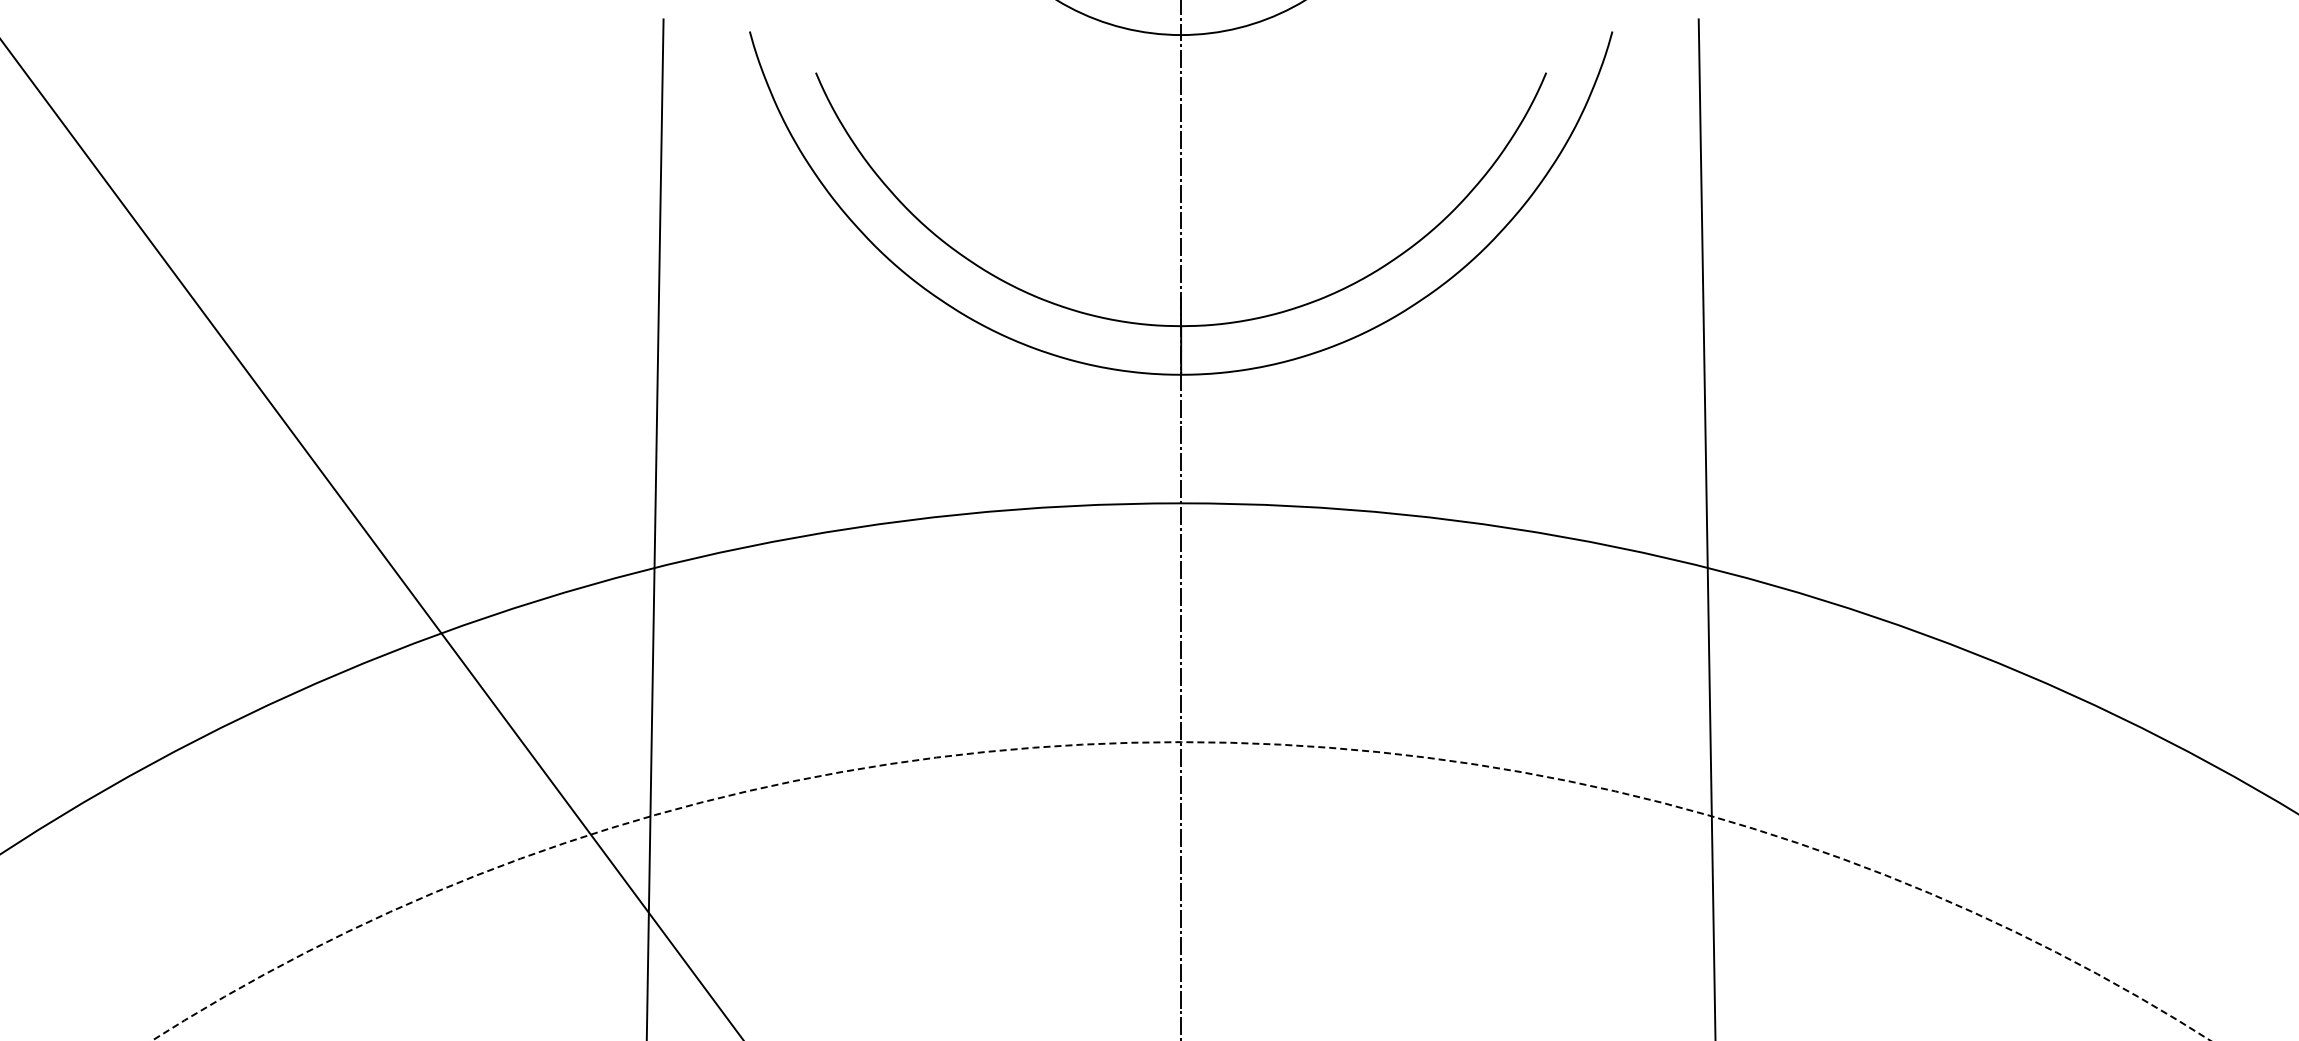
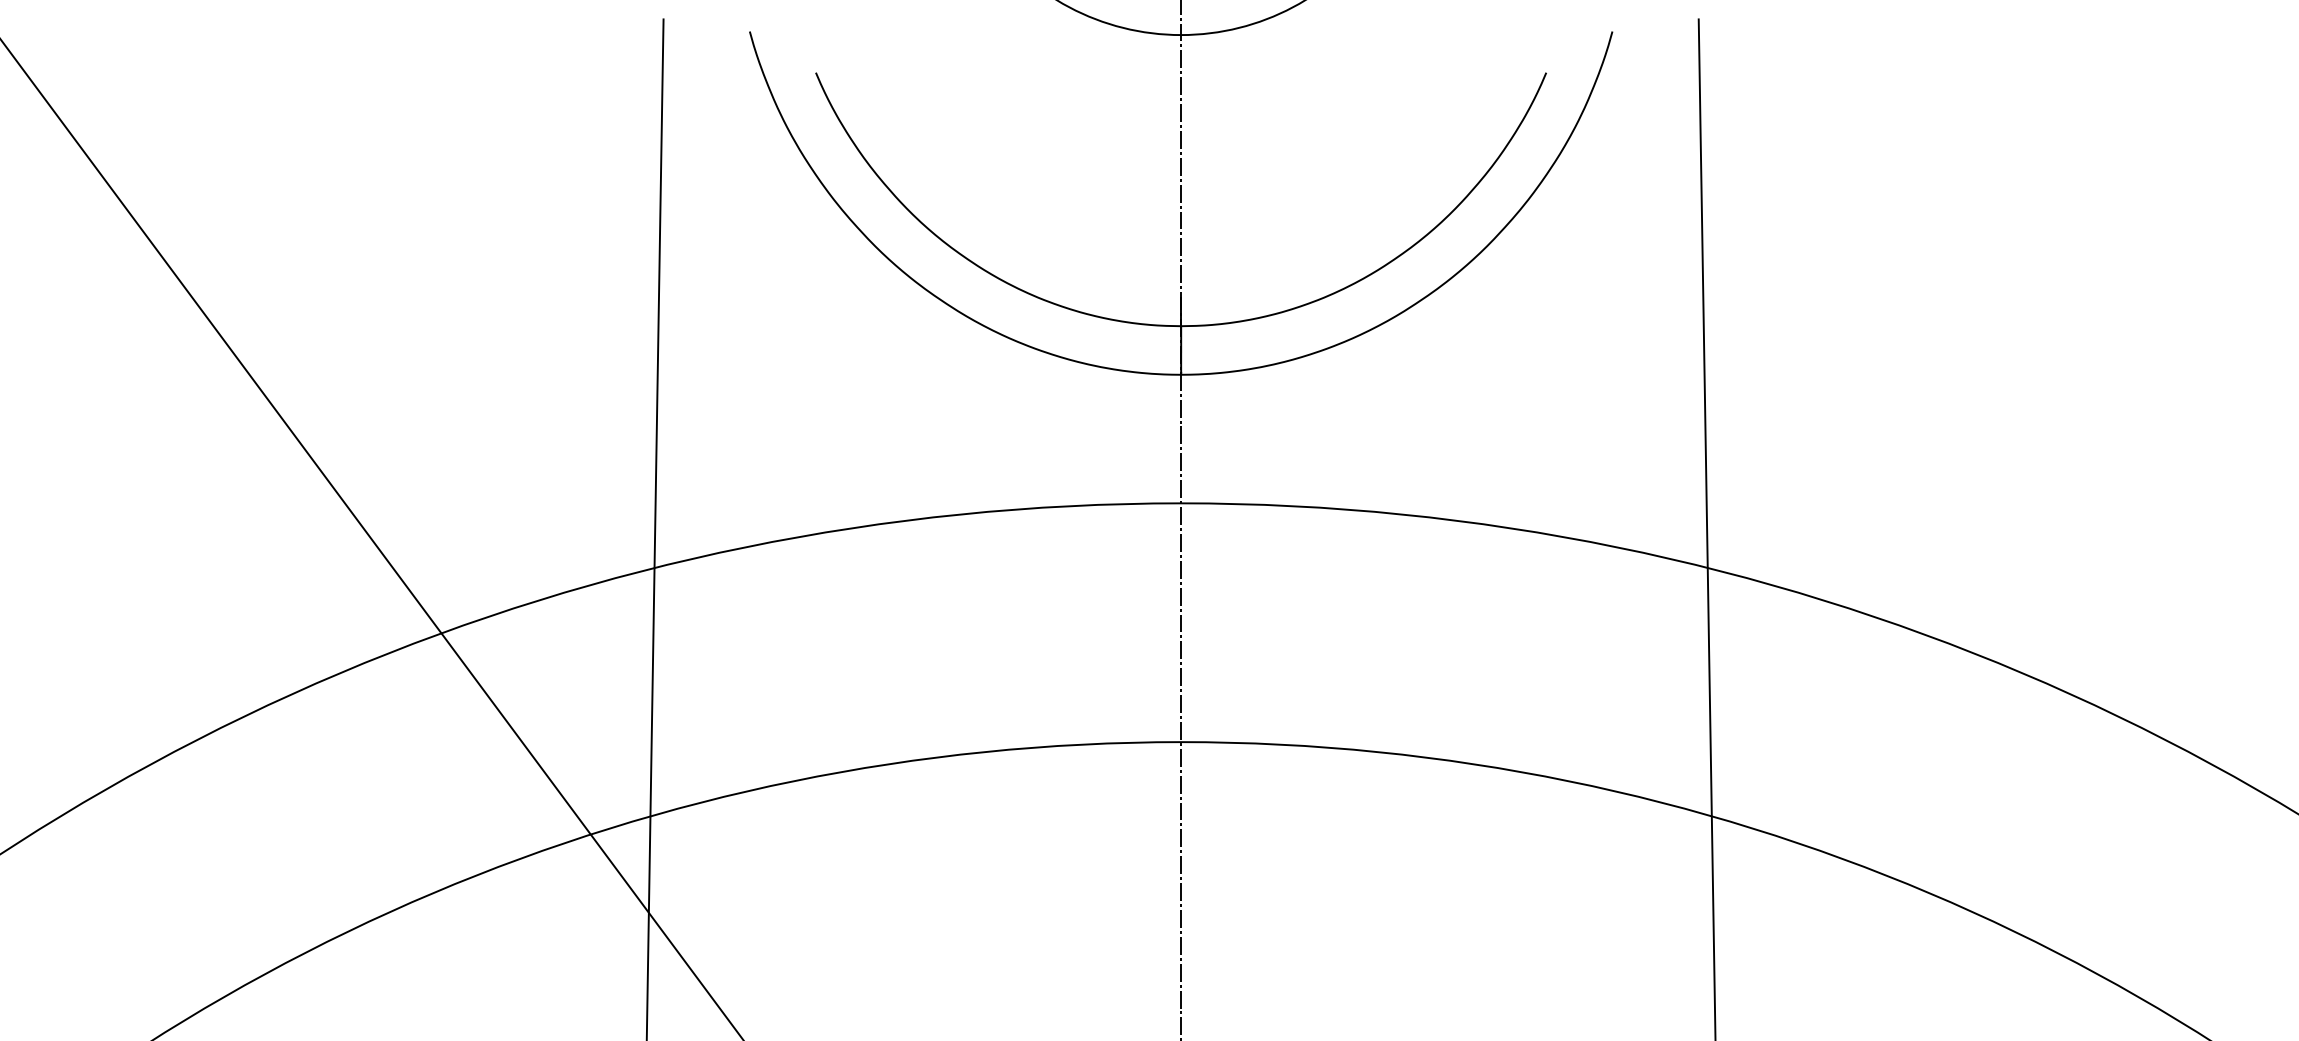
circle: dashed -> solid (1180, 891)
